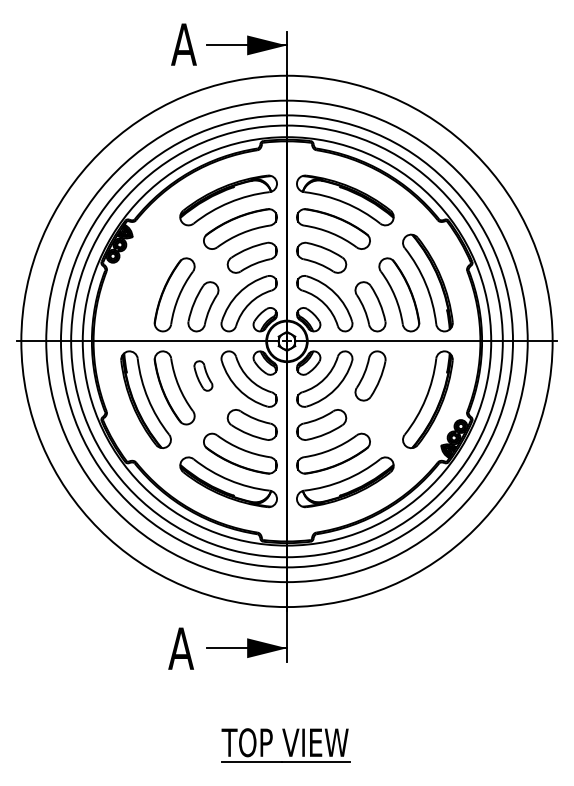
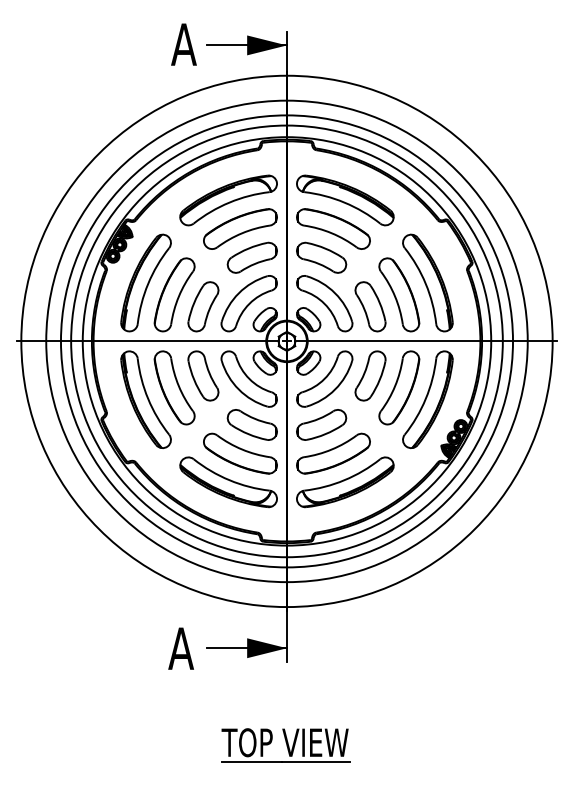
part: none -> present (145, 282)
part size: 21x32 px -> 33x52 px (203, 375)
part: none -> present (399, 387)
